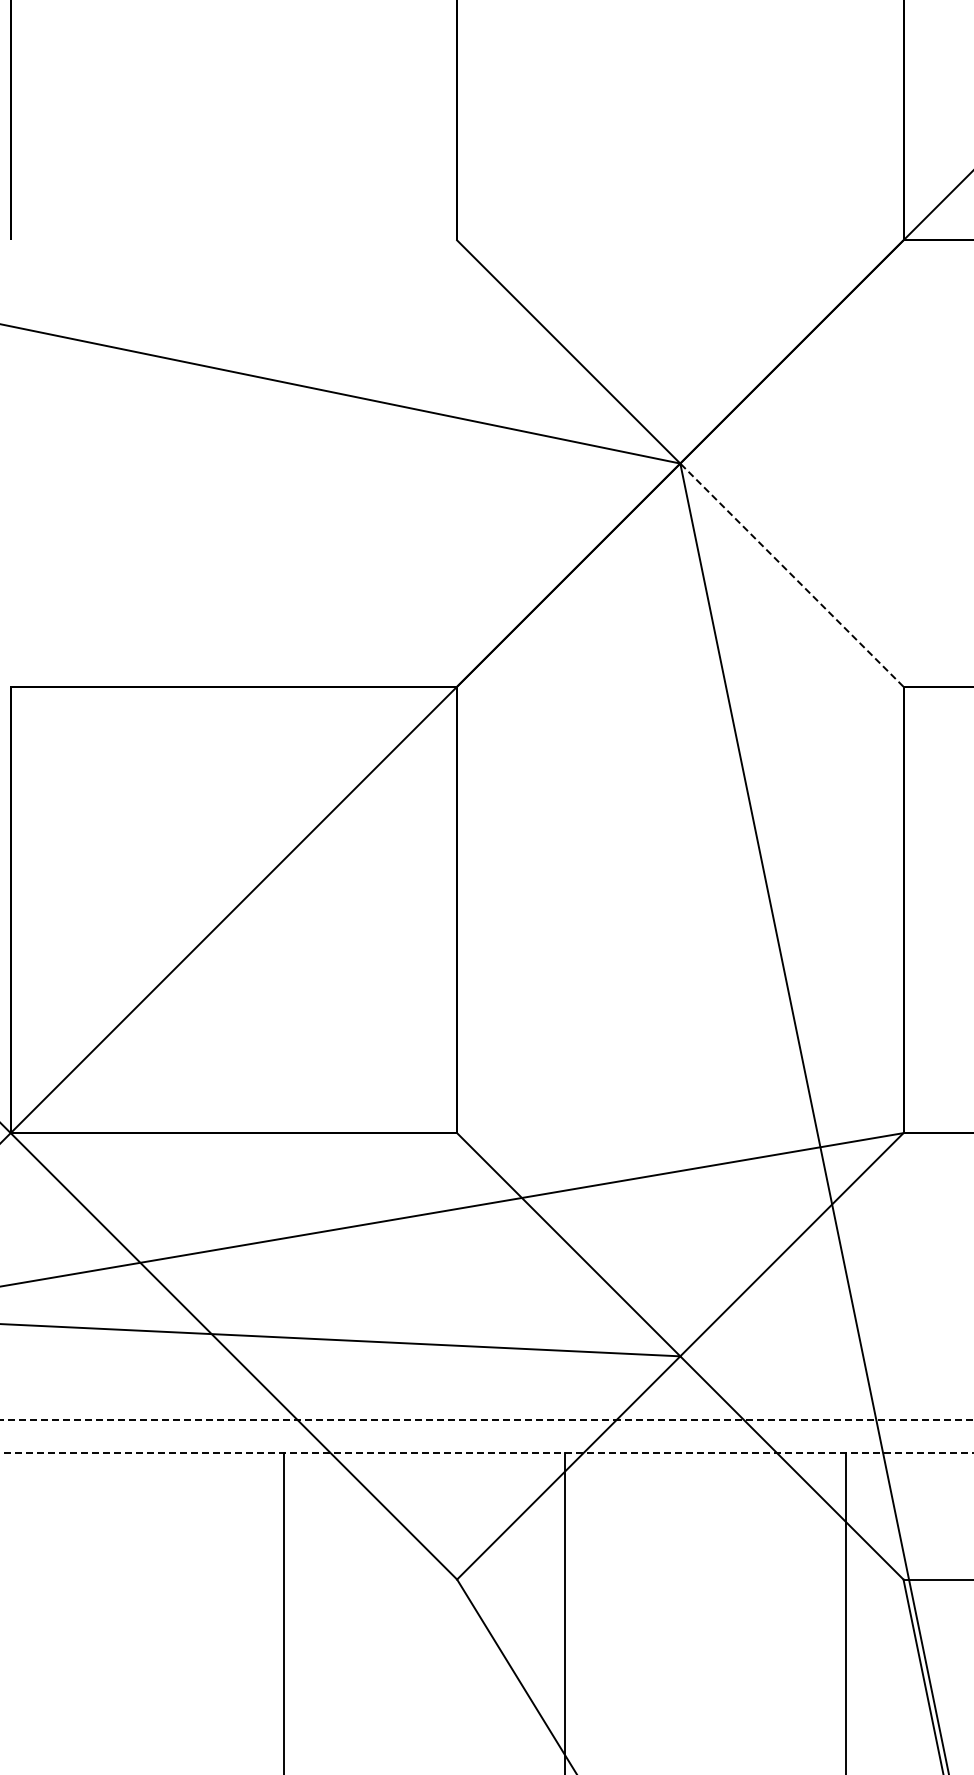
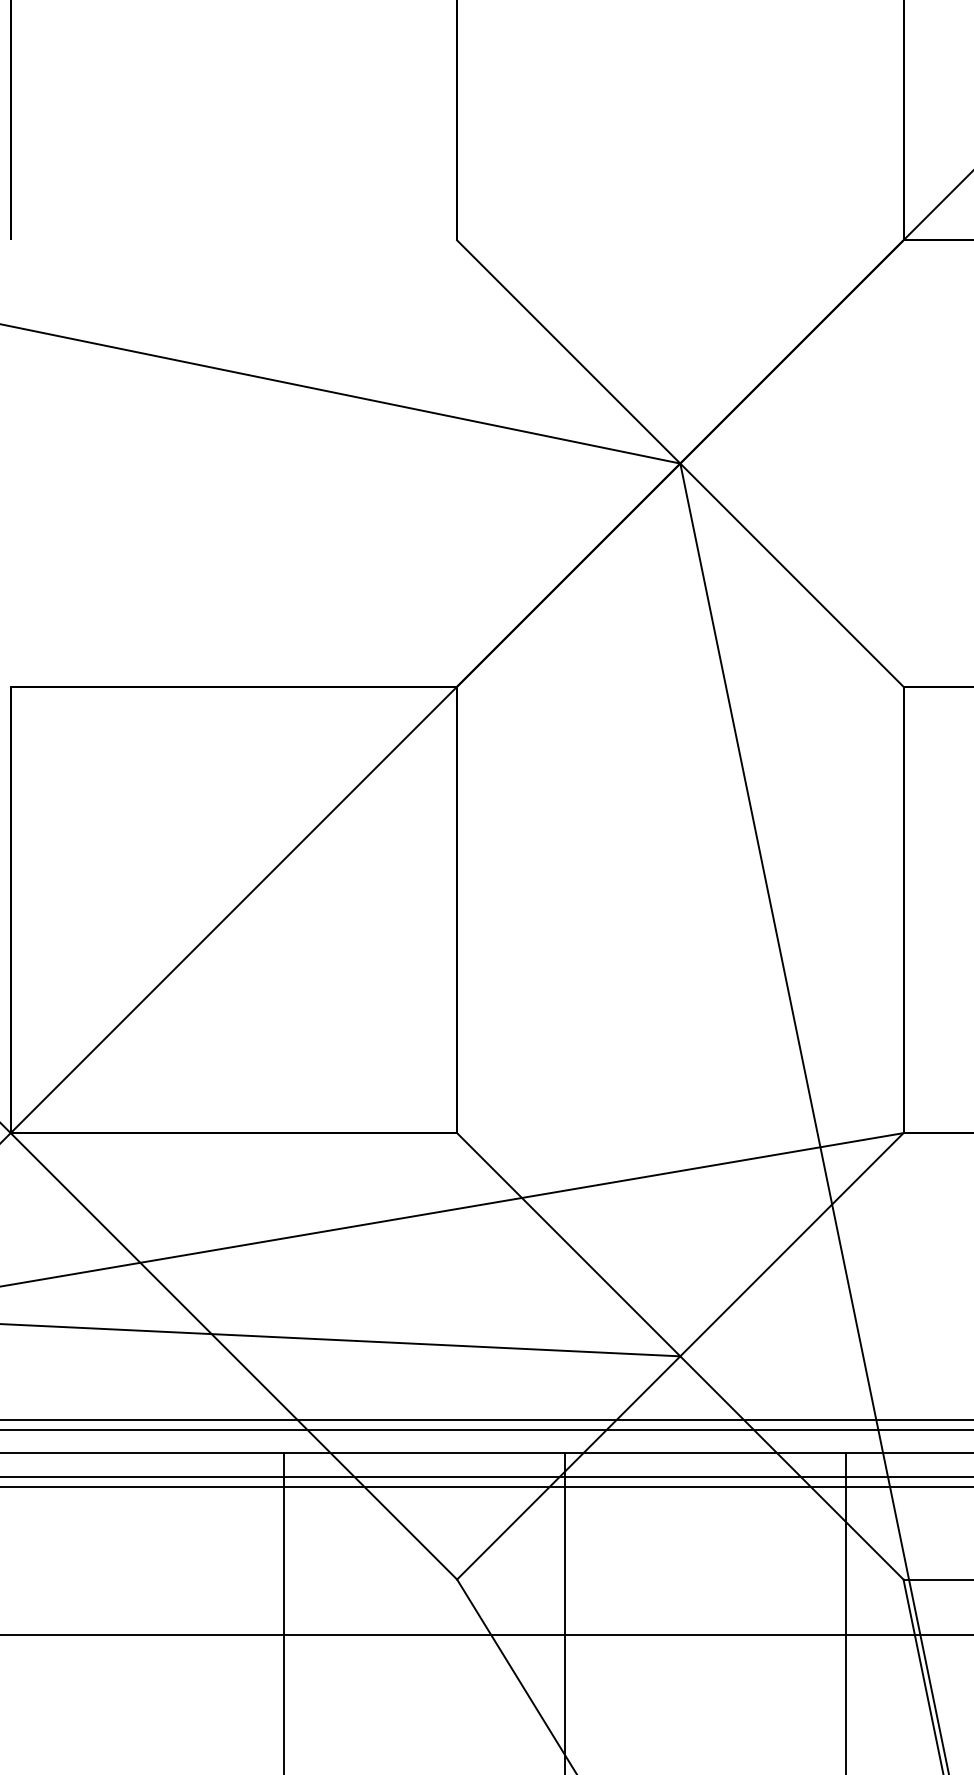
line: dashed -> solid (791, 575)
line: dashed -> solid (487, 1419)
line: none -> present (486, 1429)
line: dashed -> solid (486, 1453)
line: none -> present (486, 1477)
line: none -> present (486, 1487)
line: none -> present (486, 1634)
